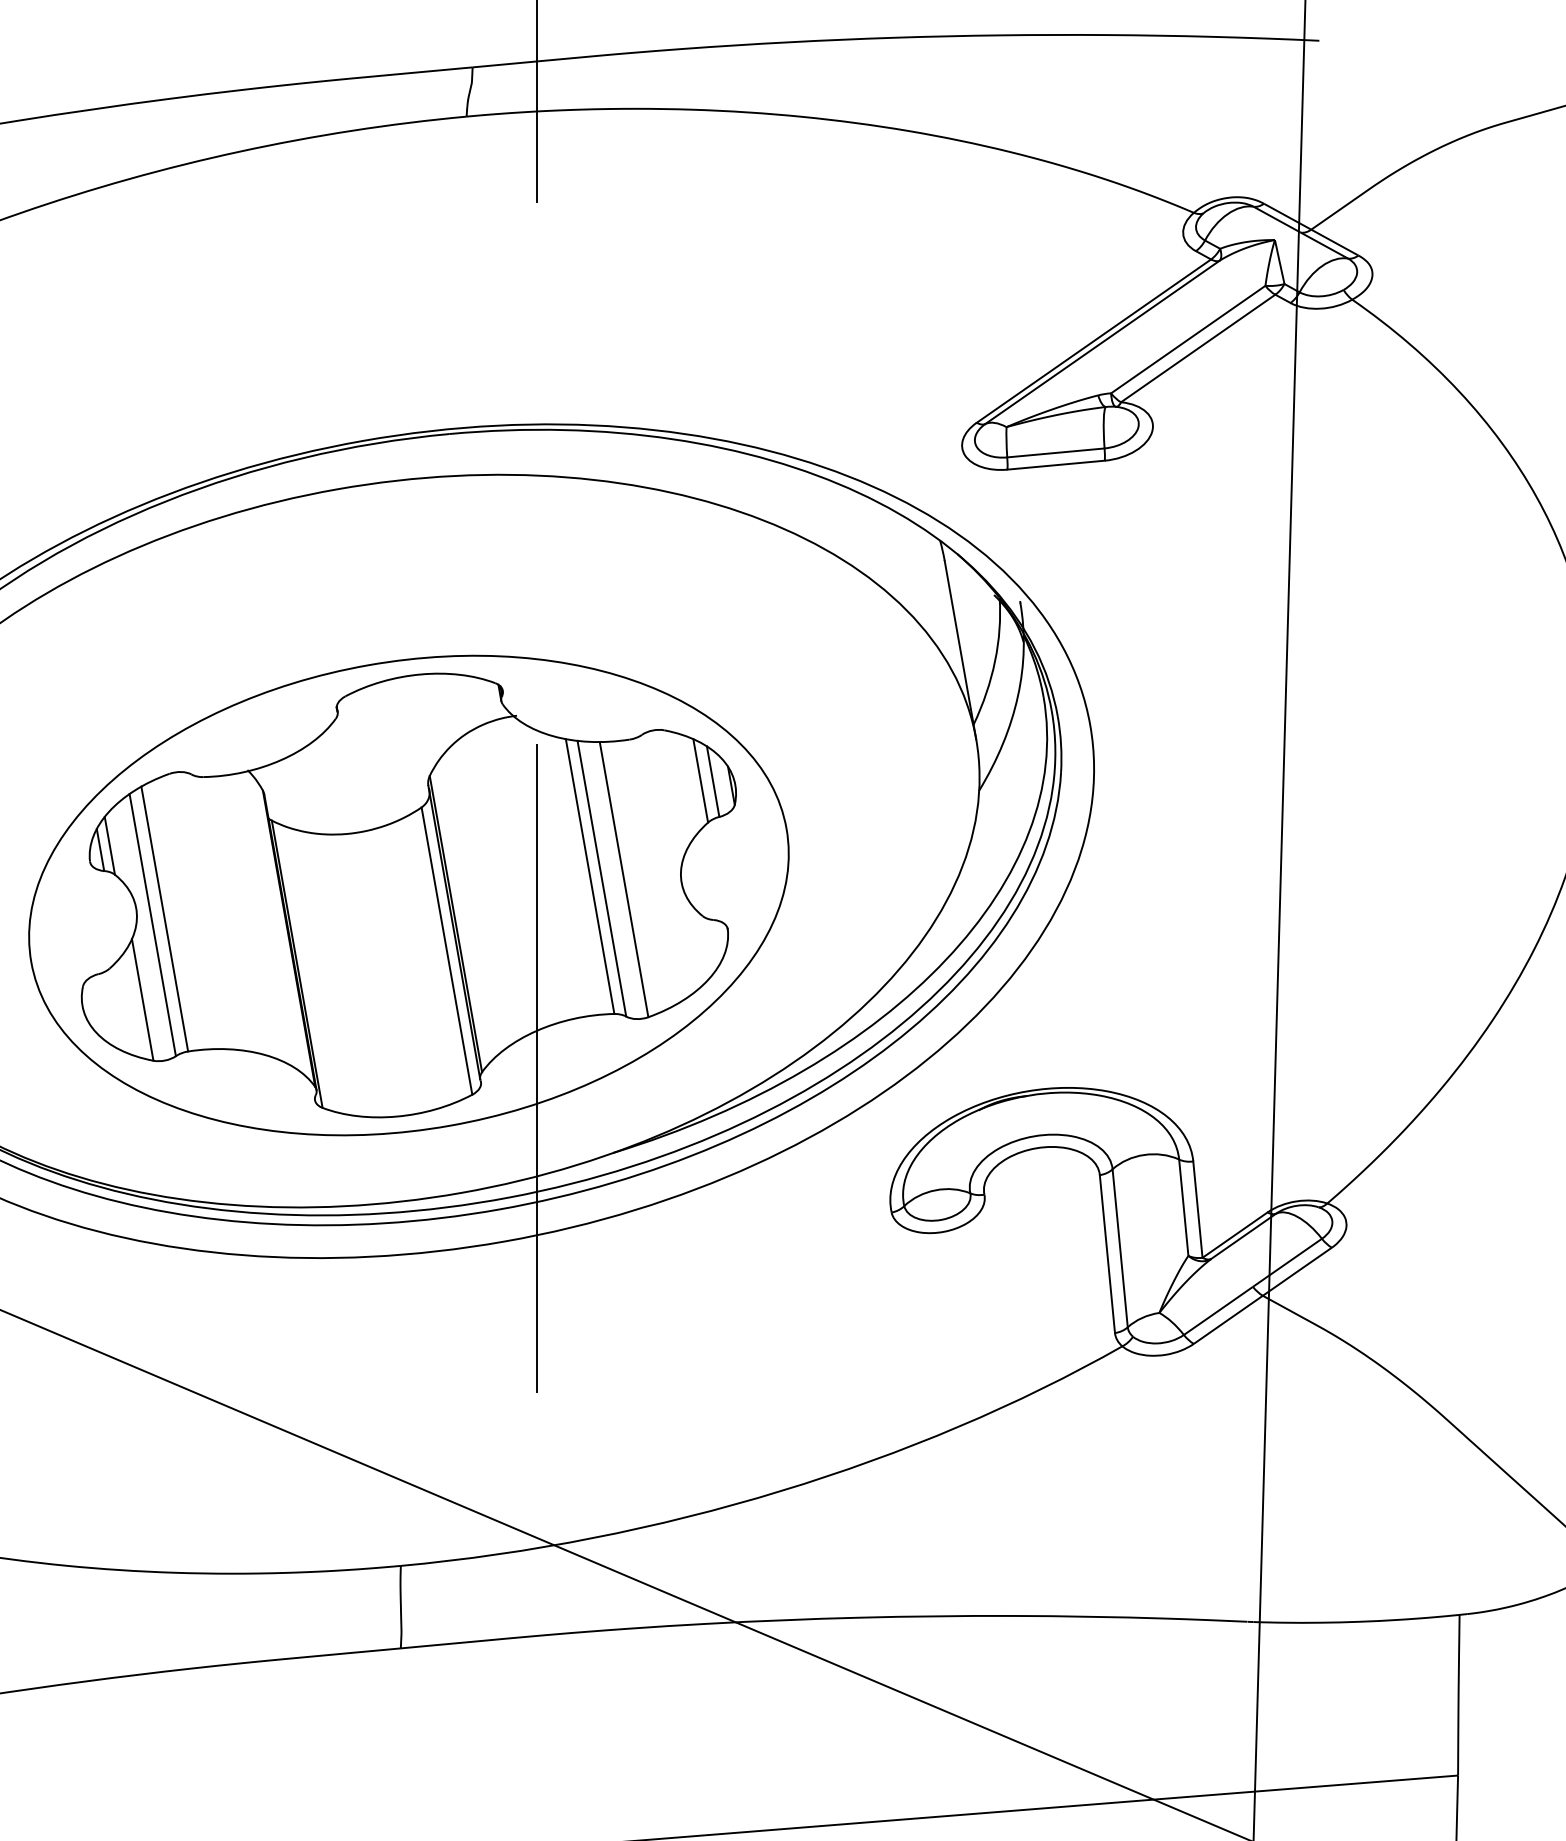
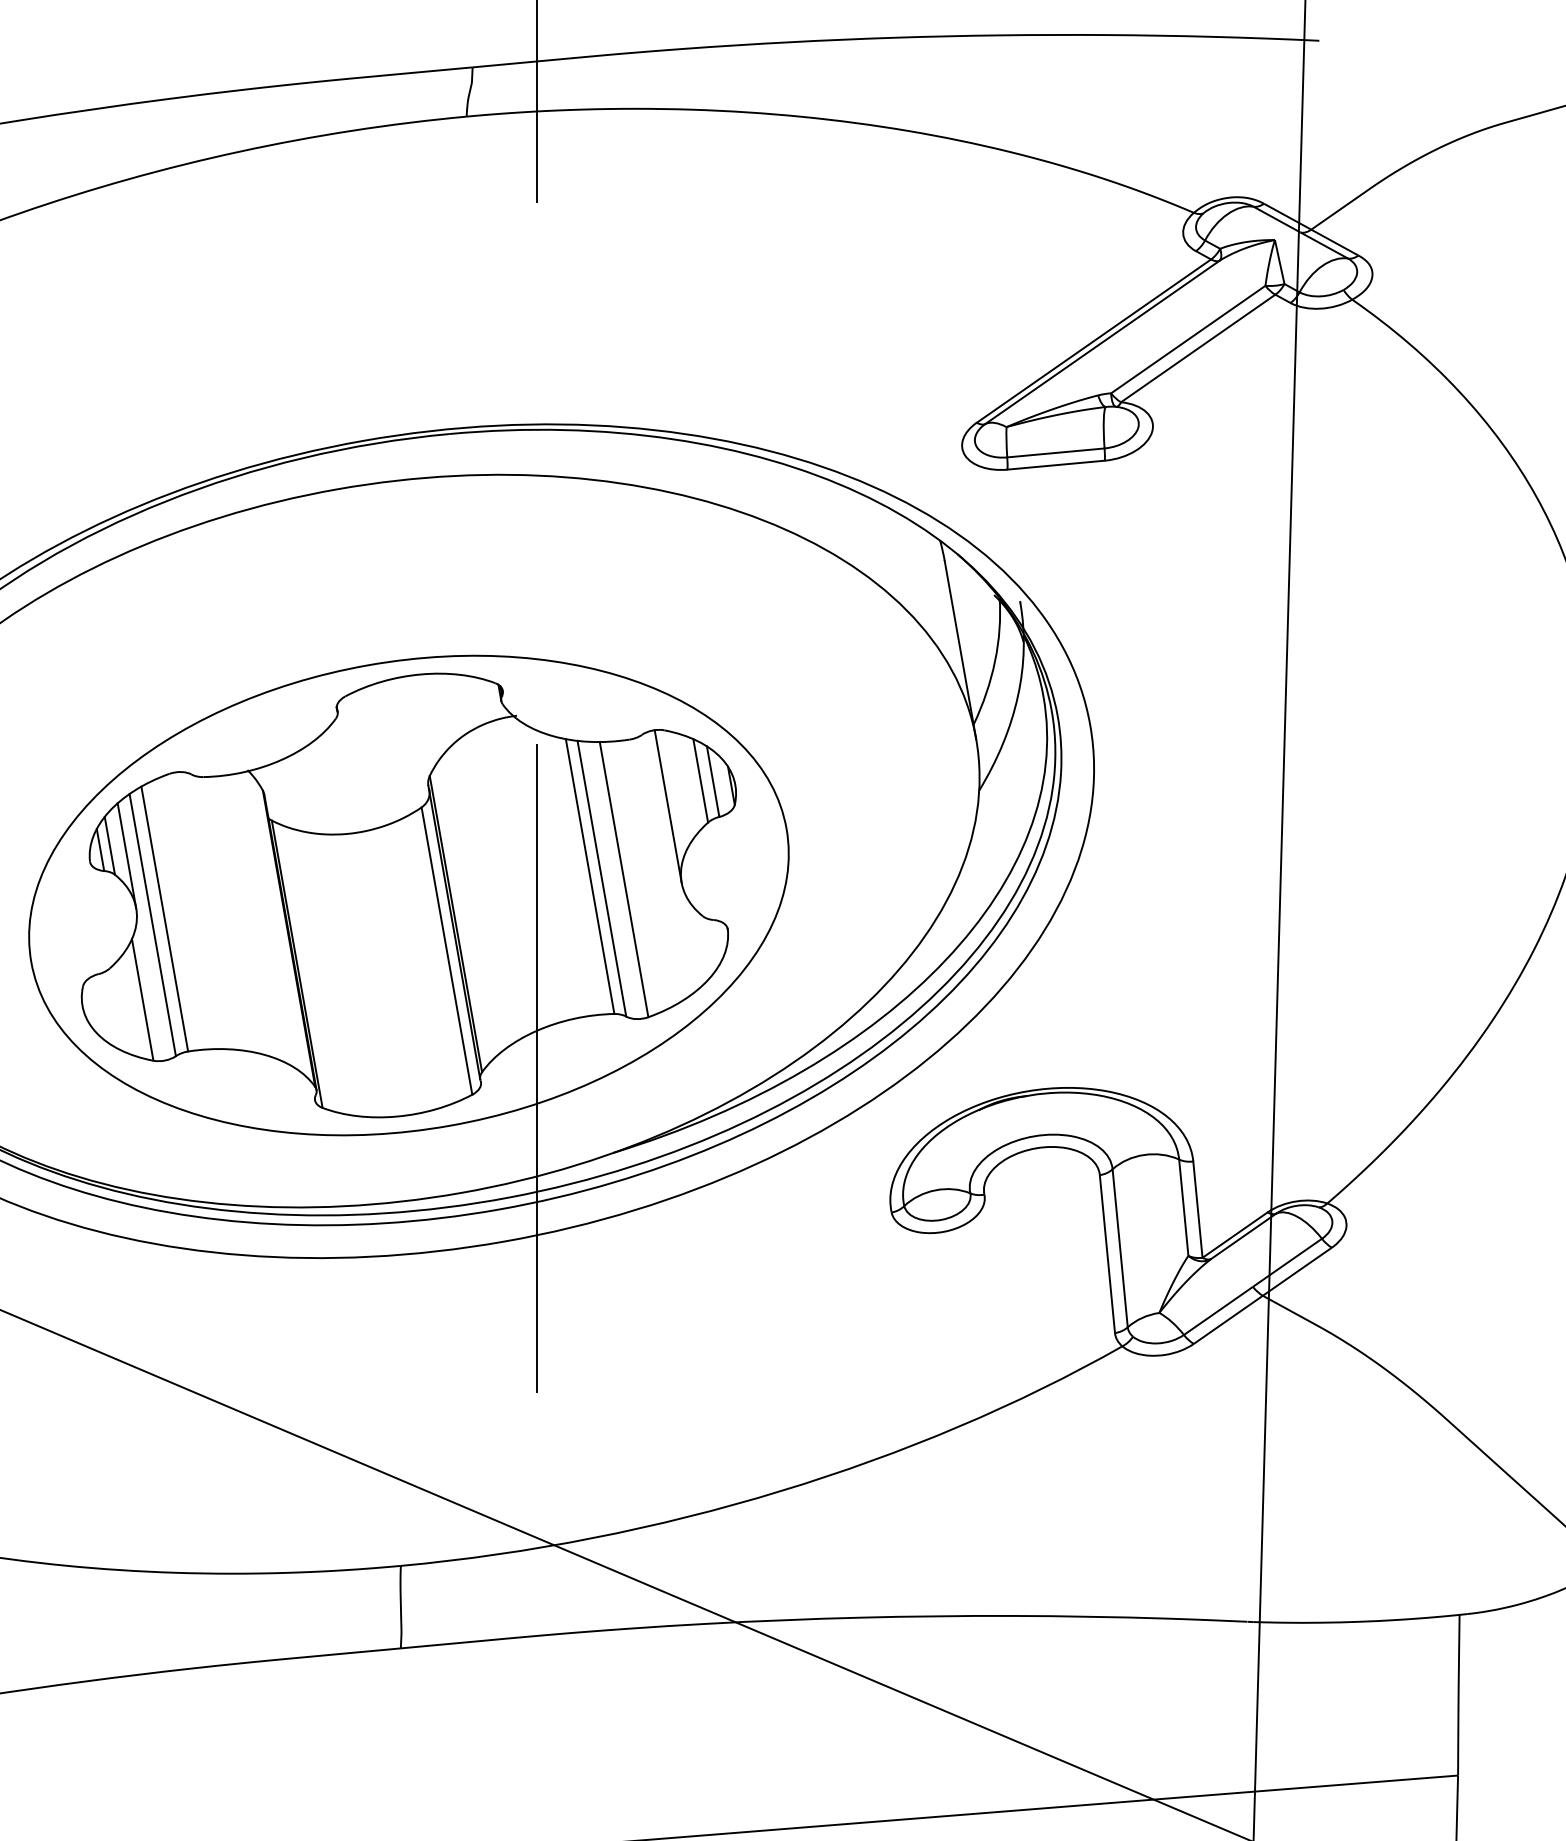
line: none -> present (667, 806)
line: none -> present (126, 855)
